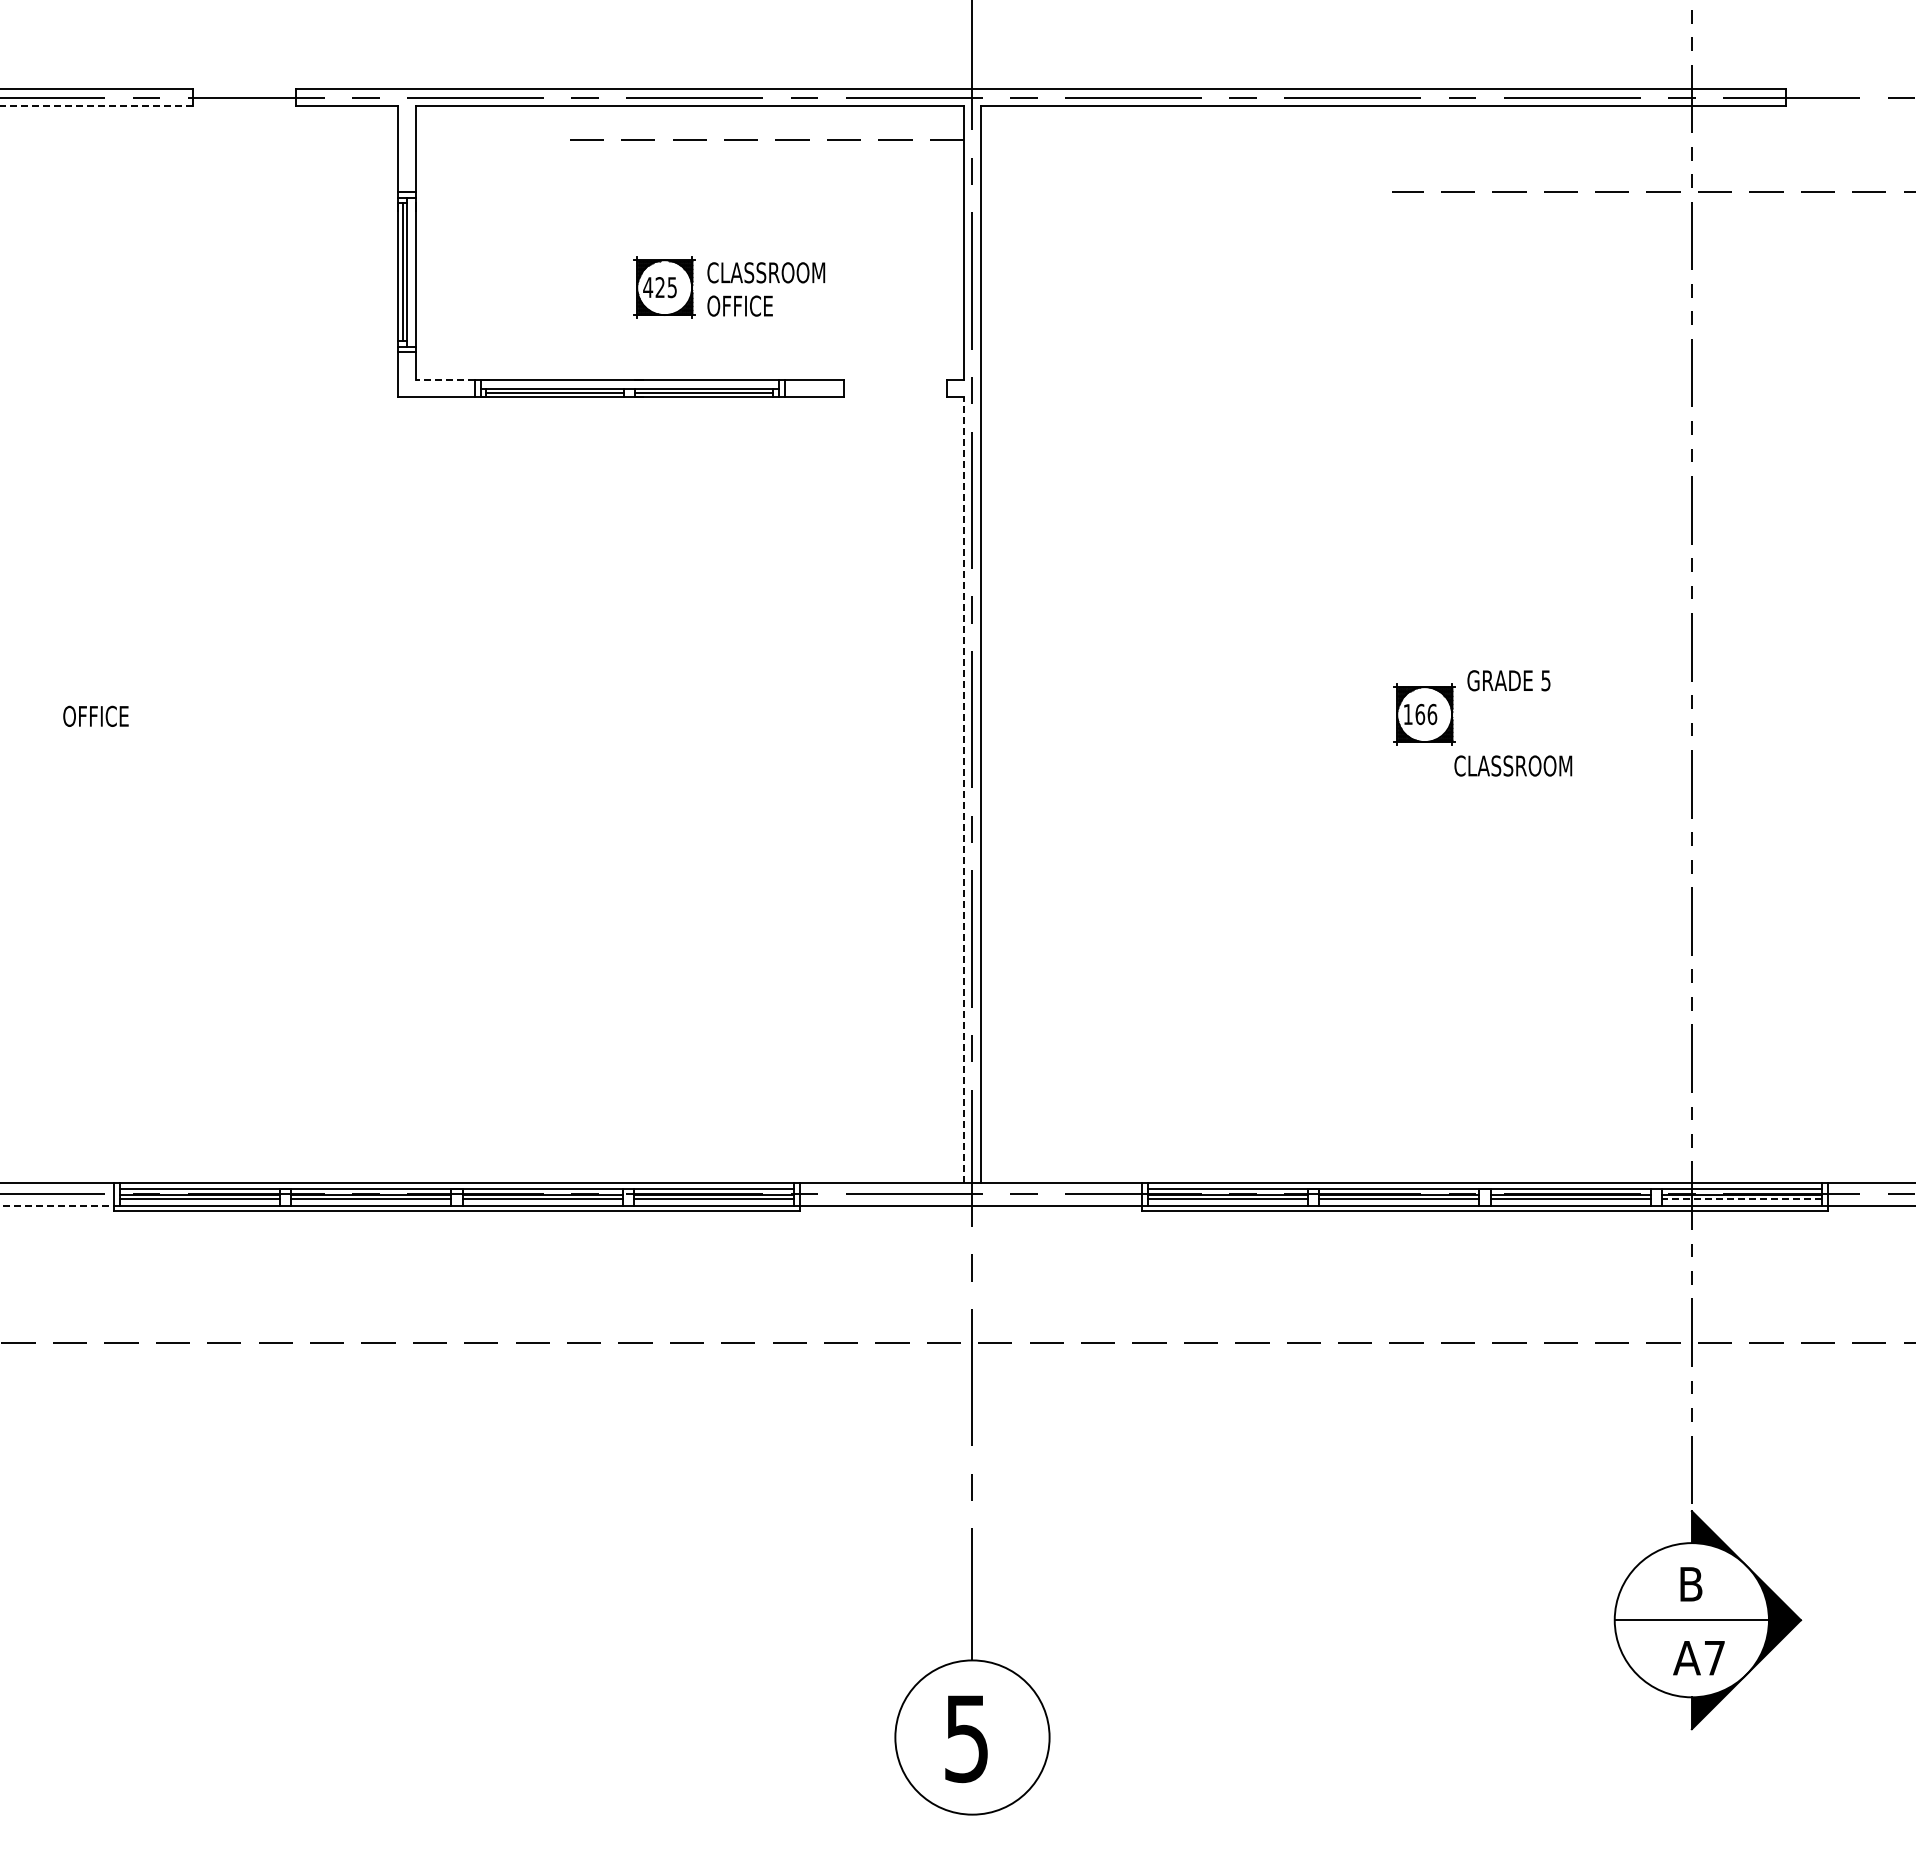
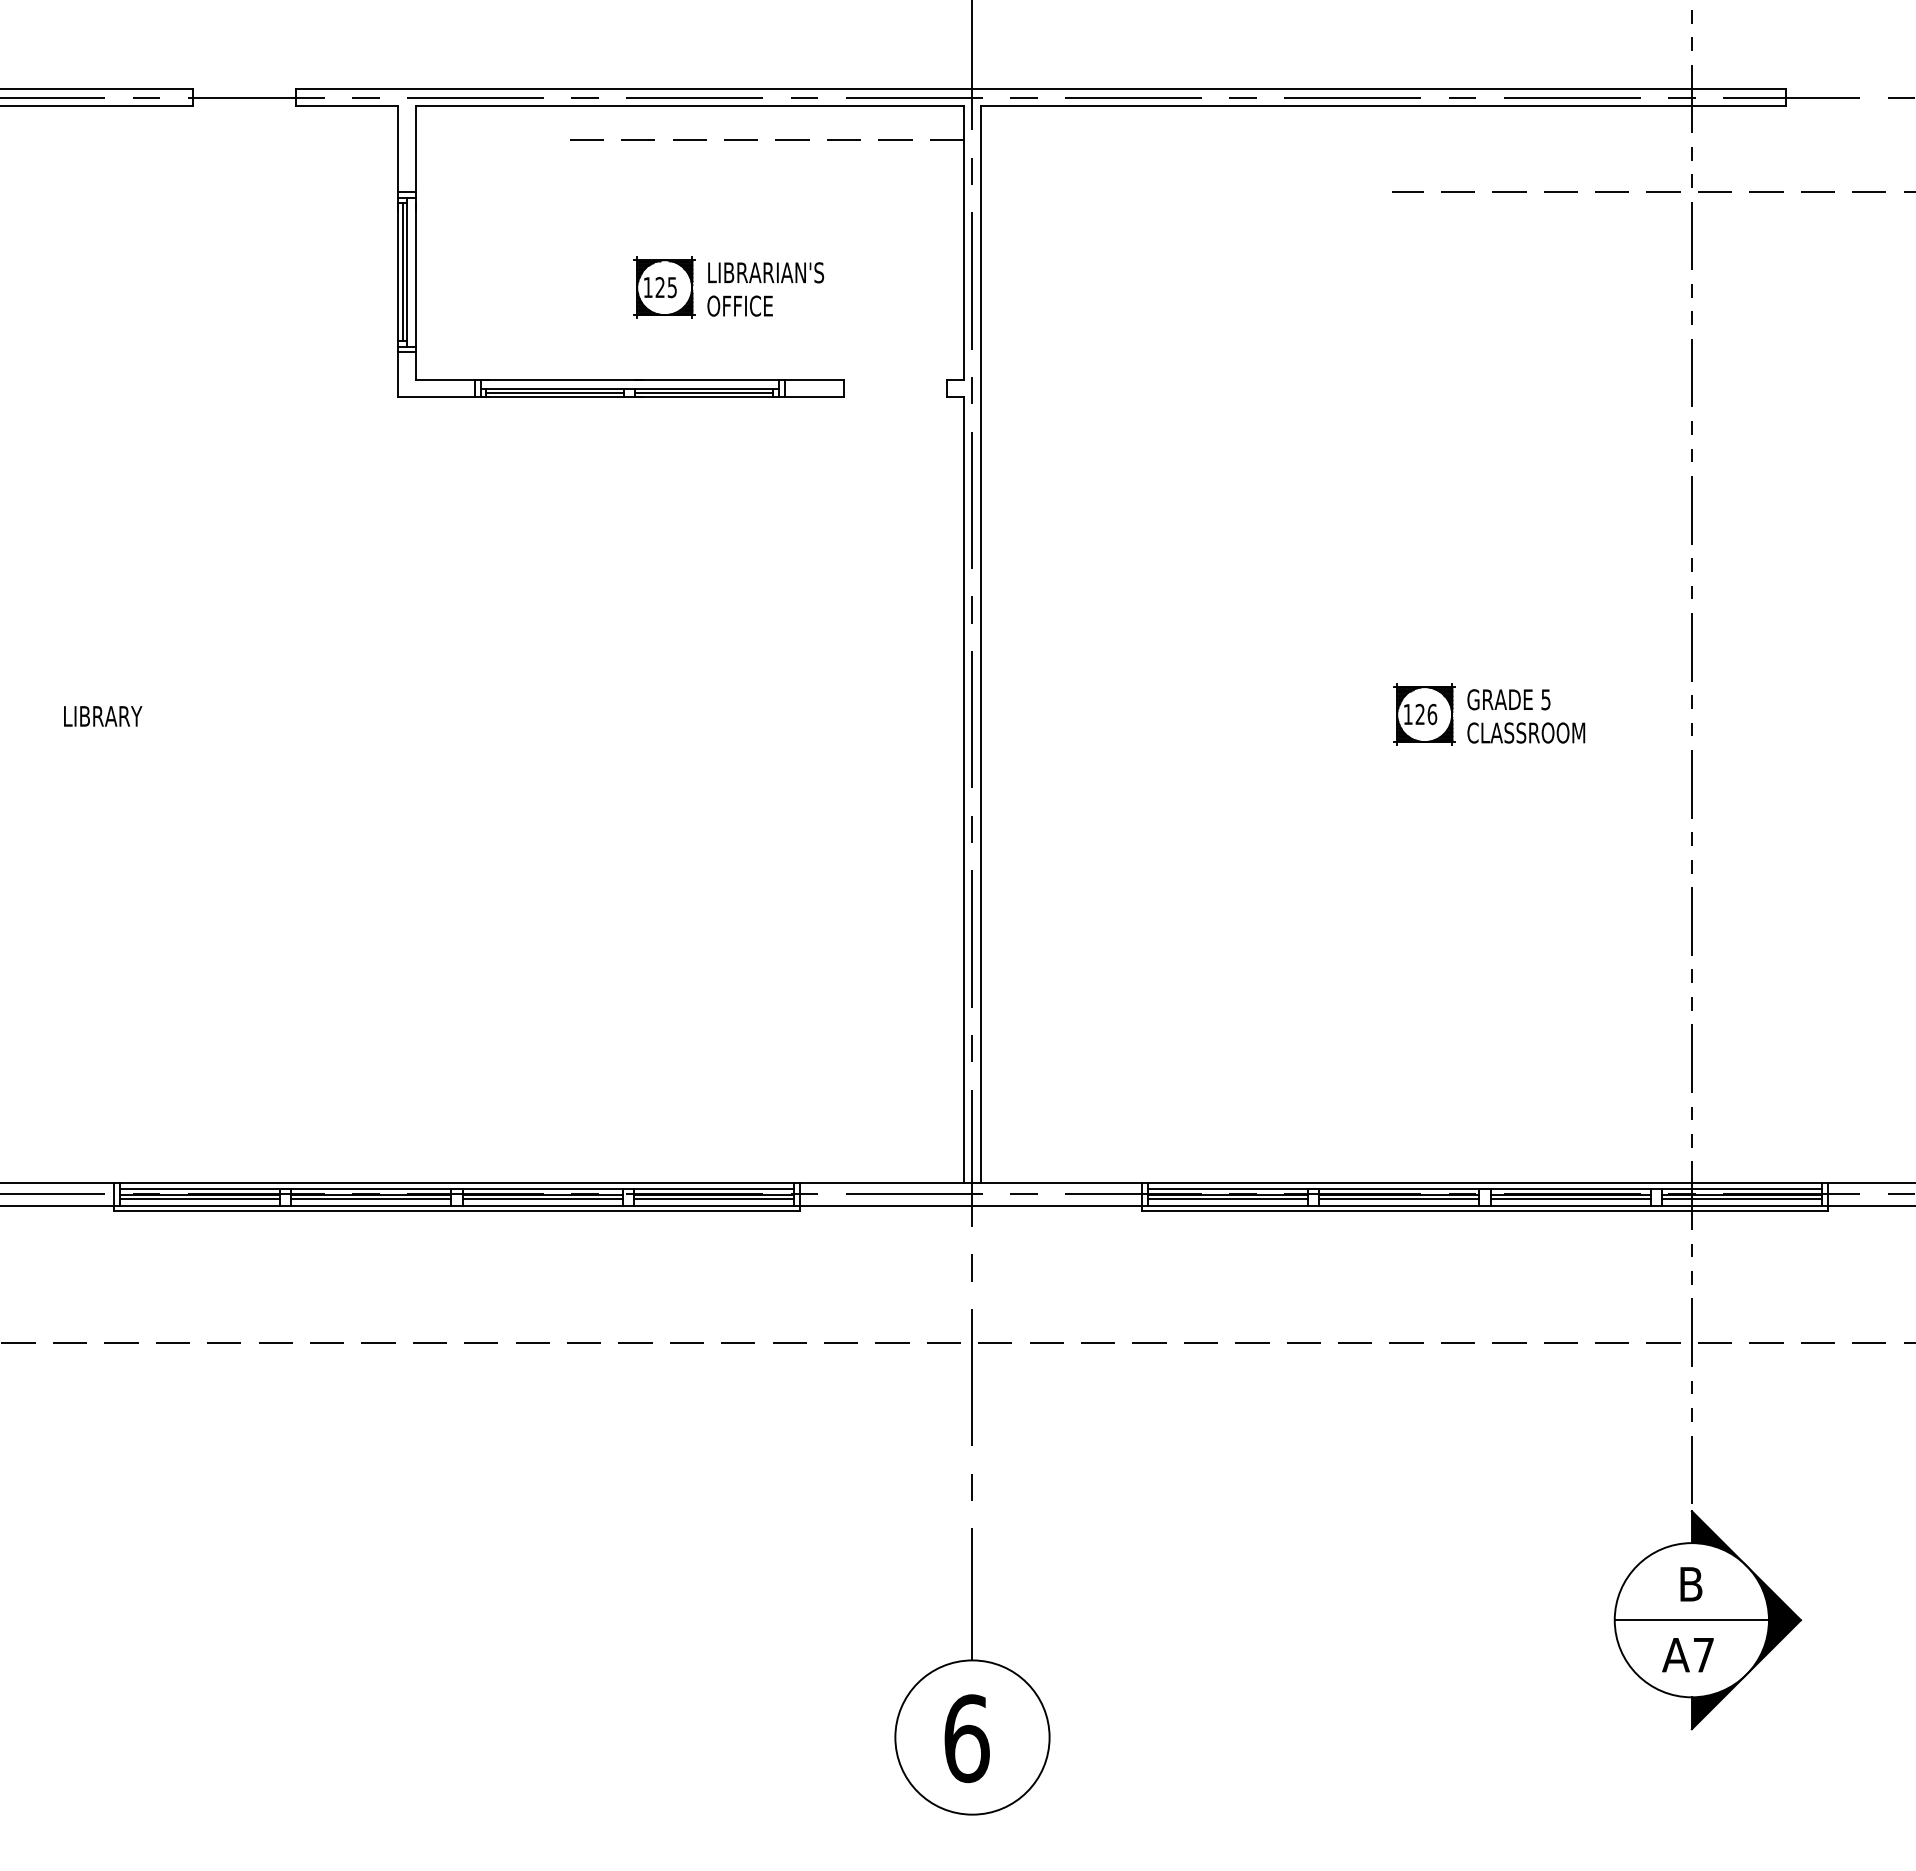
line: dashed -> solid (96, 106)
text: CLASSROOM -> LIBRARIAN'S (766, 272)
text: 425 -> 125 (648, 287)
line: dashed -> solid (445, 380)
text position: (1508, 680) -> (1508, 699) (1508, 699)
text: 166 -> 126 (1420, 714)
text: OFFICE -> LIBRARY (102, 715)
text position: (1513, 765) -> (1526, 732) (1526, 732)
line: dashed -> solid (963, 790)
line: dashed -> solid (1742, 1199)
line: dashed -> solid (57, 1205)
text position: (1698, 1658) -> (1687, 1655) (1687, 1655)
text: 5 -> 6 (966, 1738)
